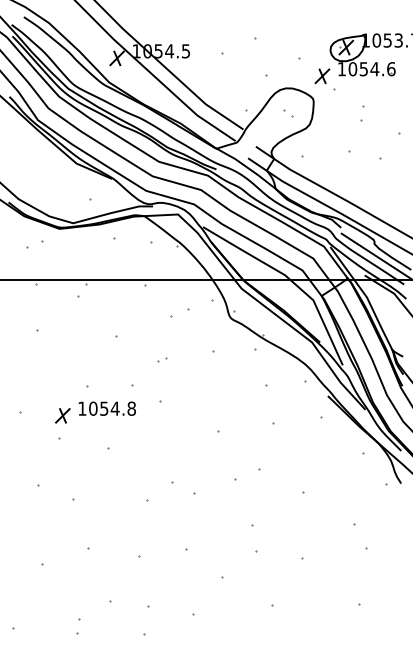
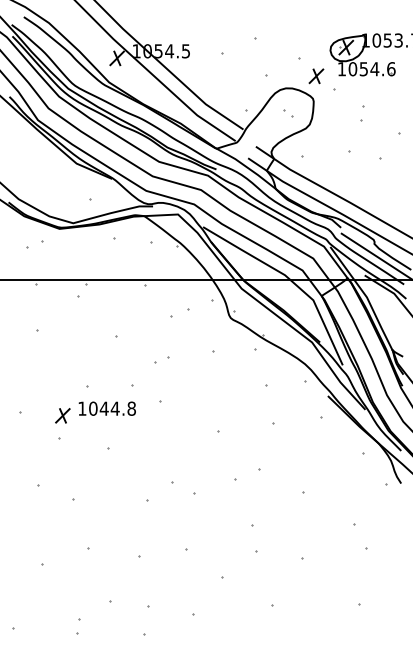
part position: (322, 76) -> (316, 76) (316, 76)
part size: 11x6 px -> 16x8 px (161, 359)
text: 1054.8 -> 1044.8 (103, 408)
